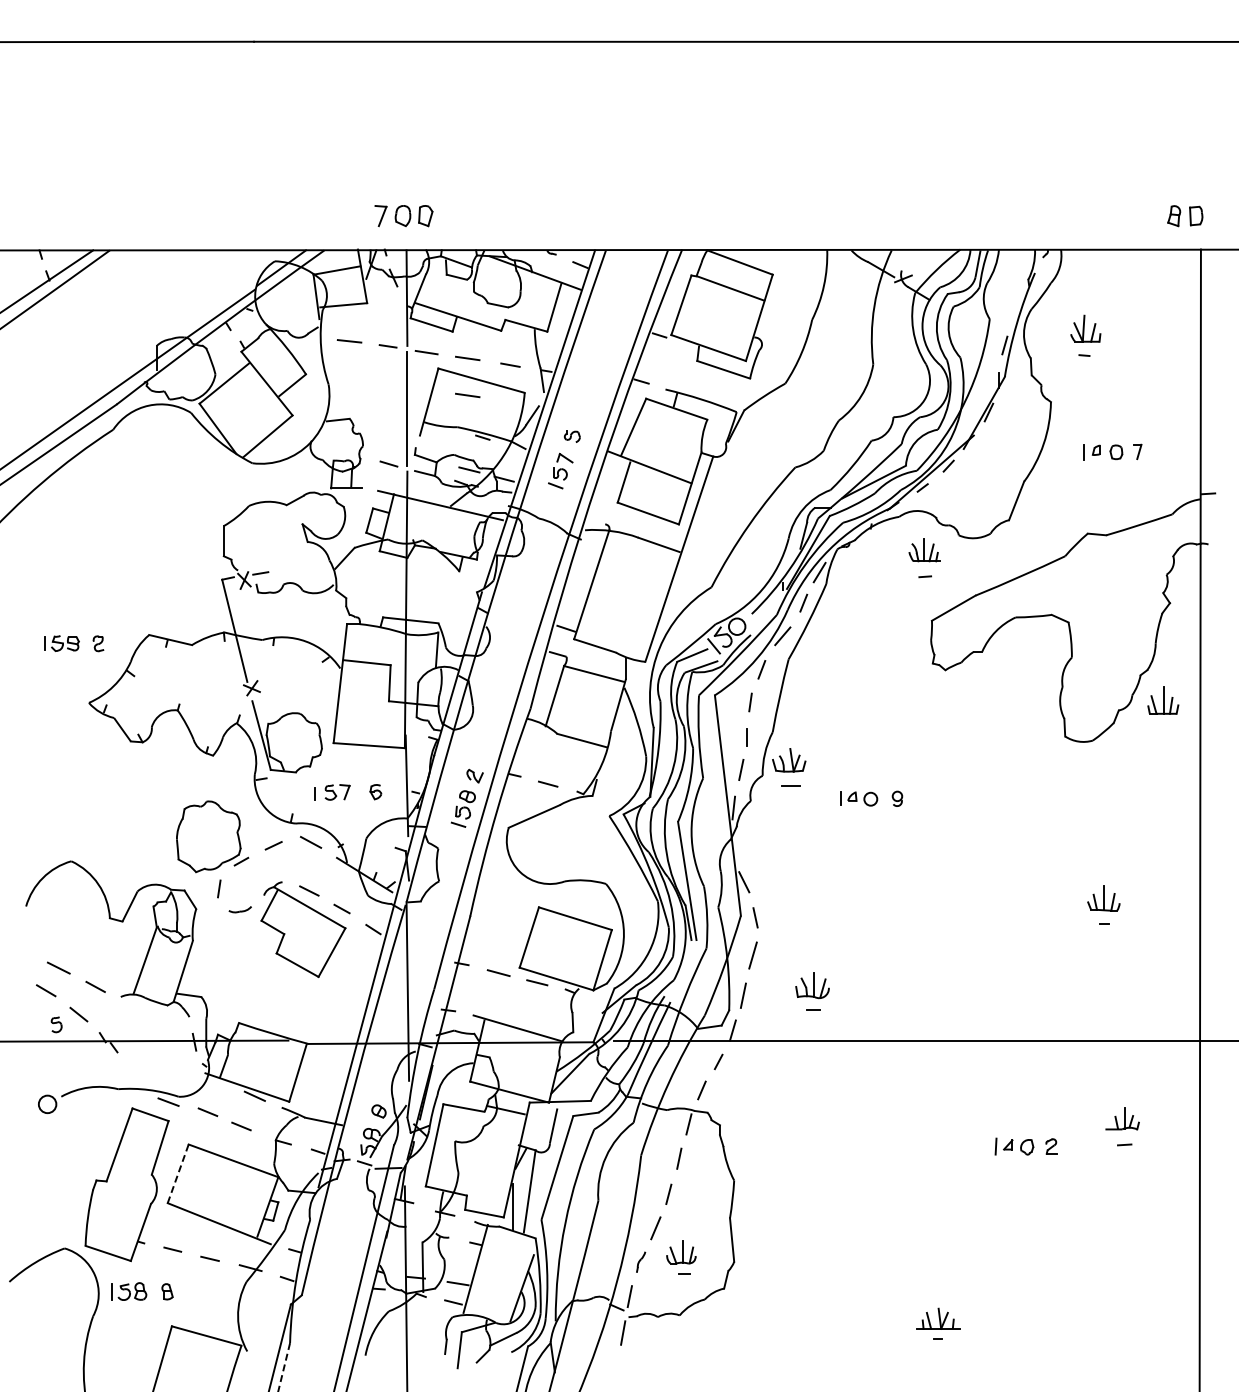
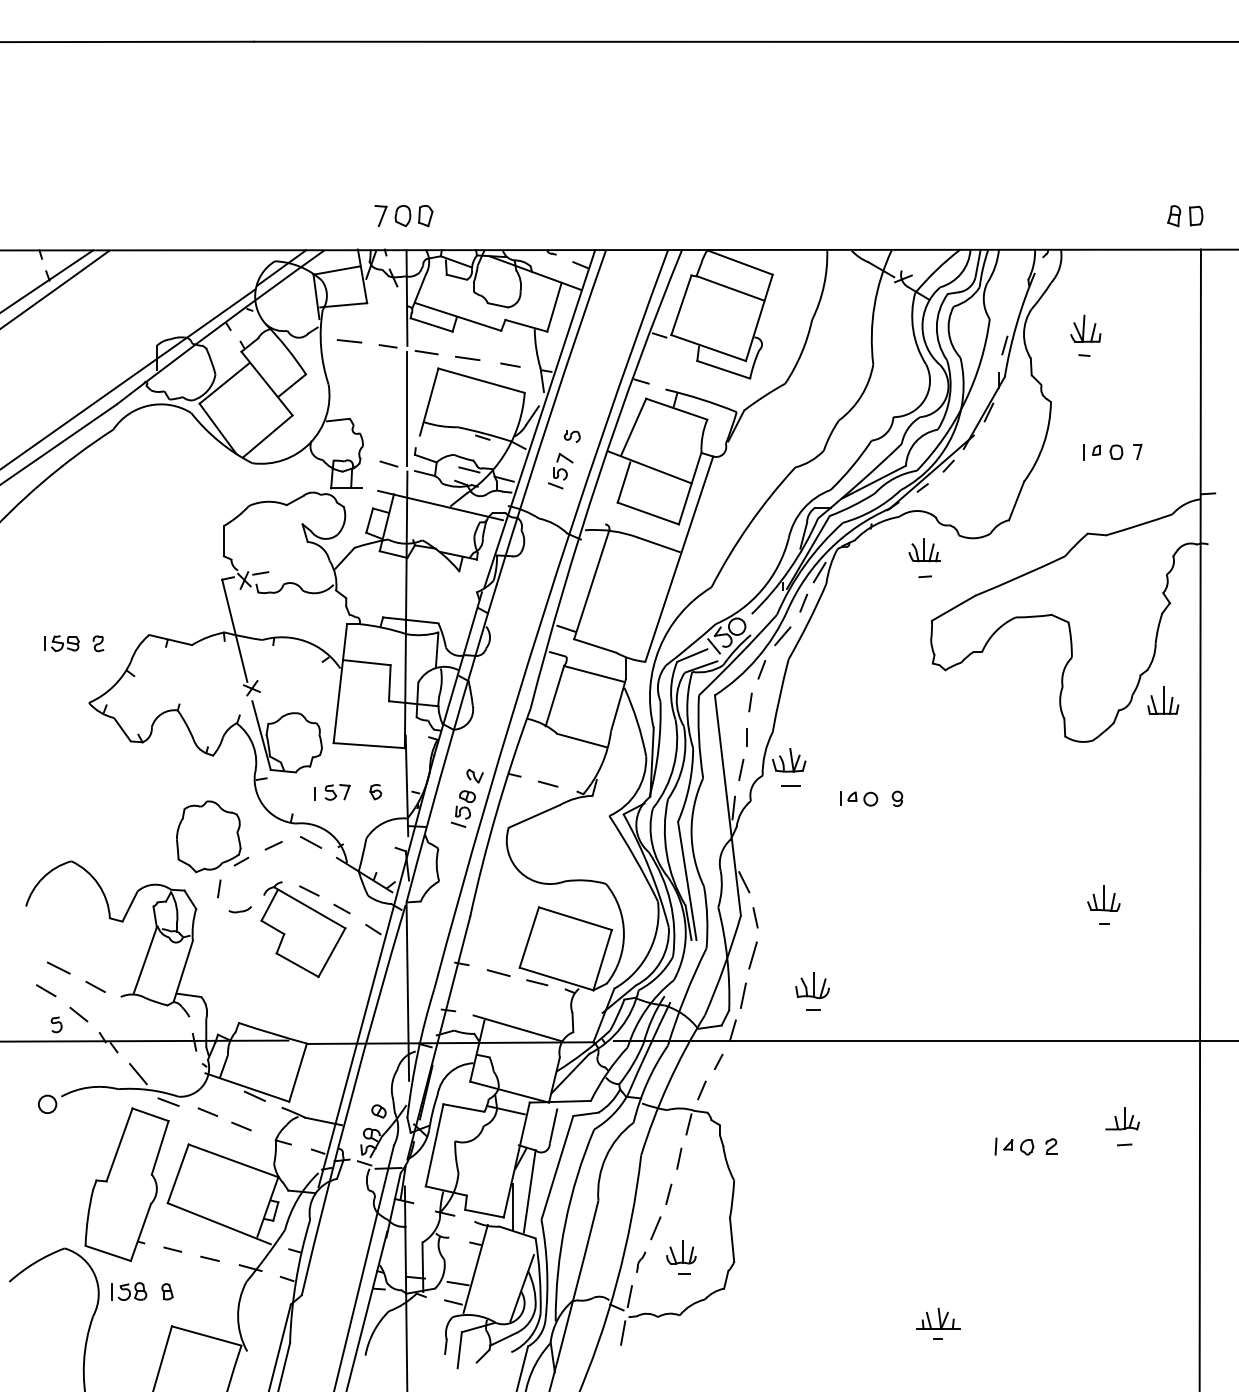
line: present -> none (467, 395)
line: none -> present (138, 1074)
line: dashed -> solid (178, 1173)
line: dashed -> solid (284, 1367)
